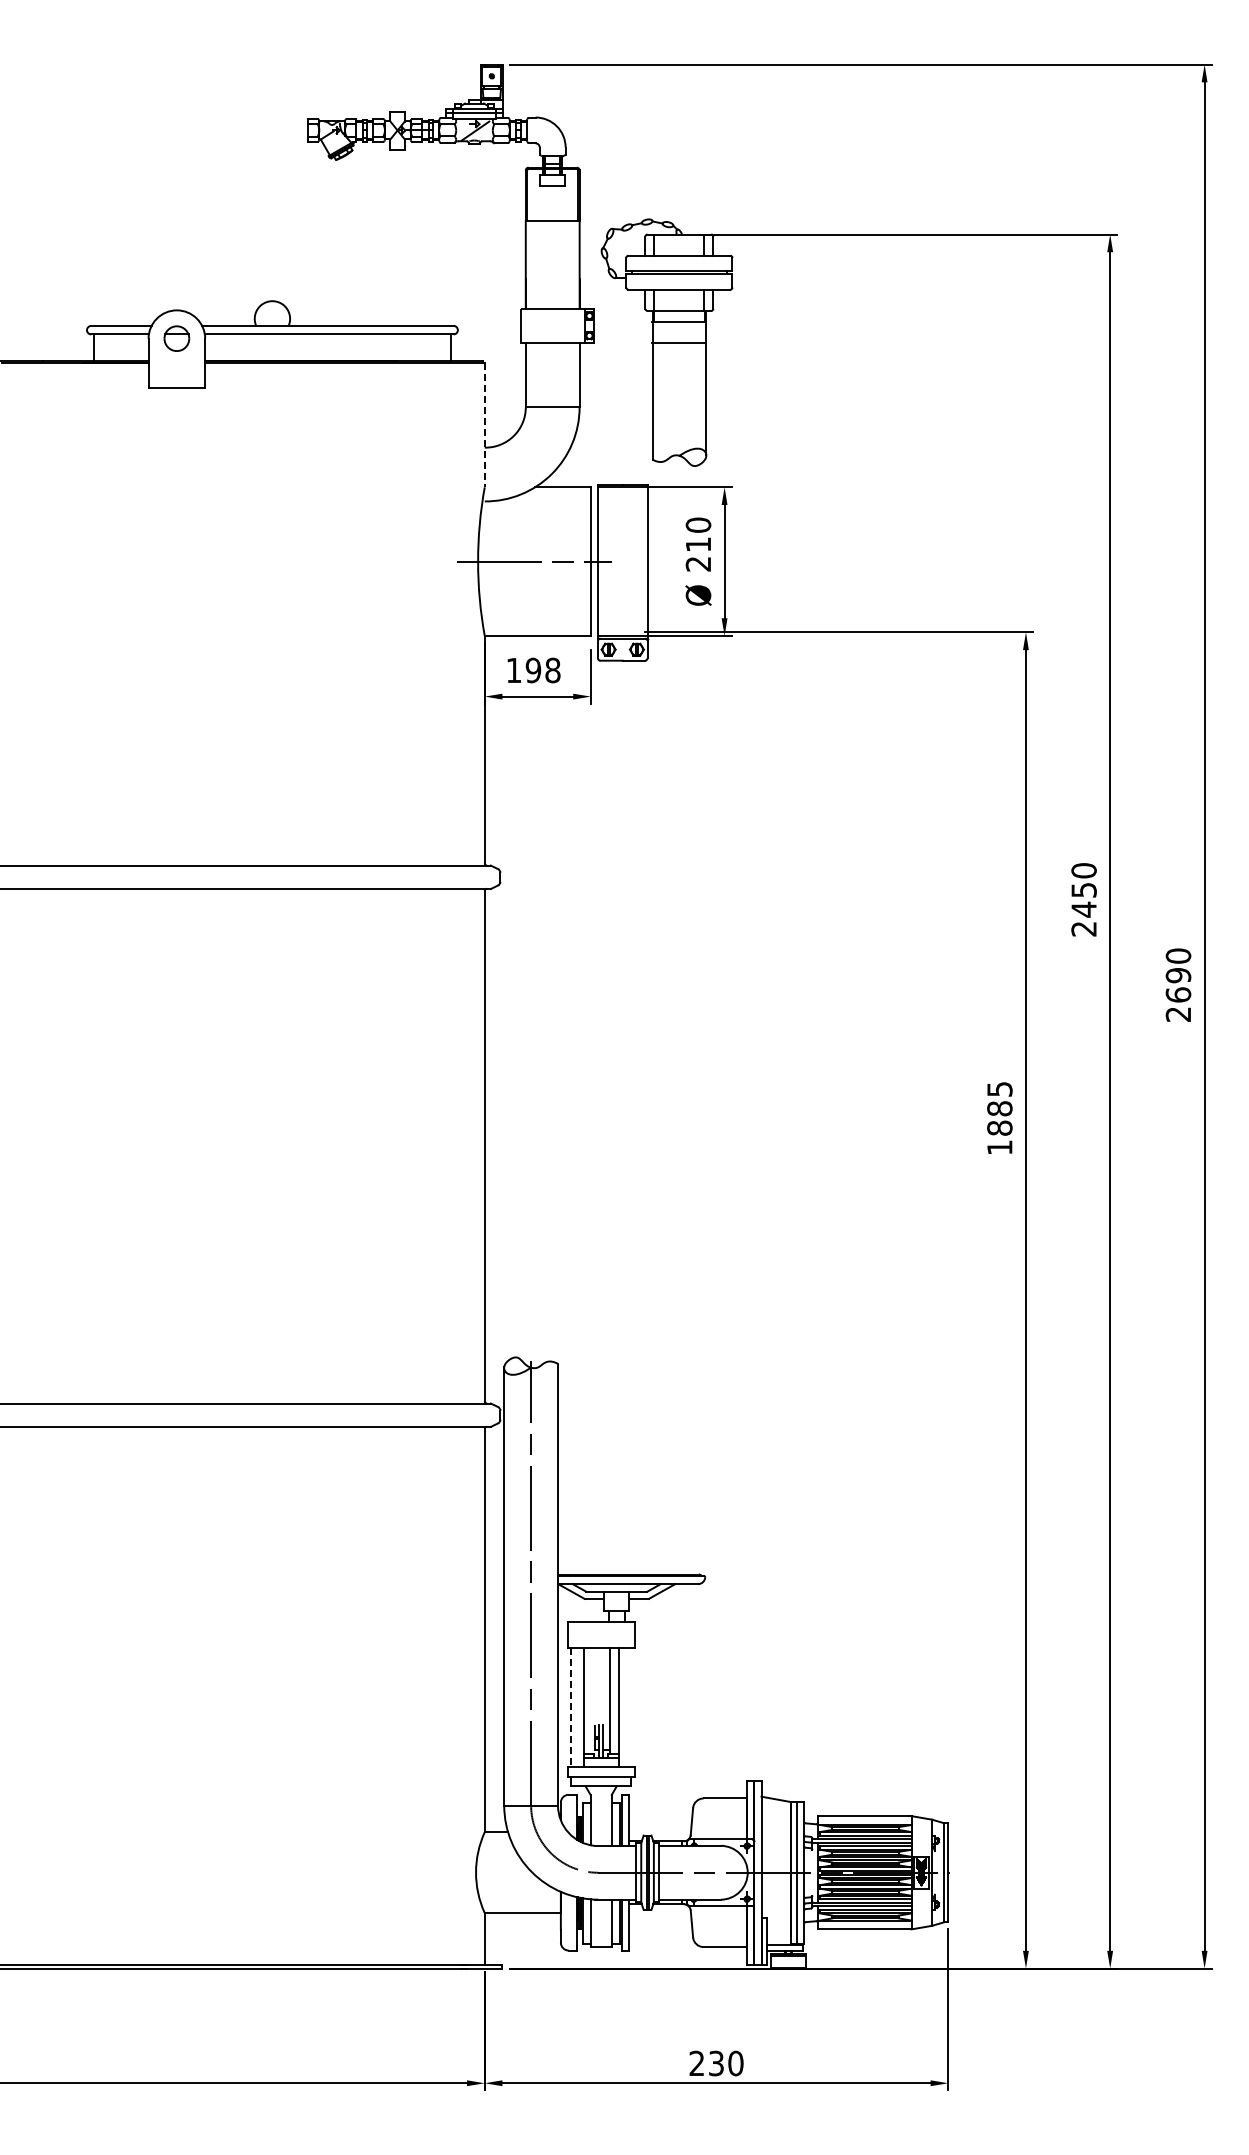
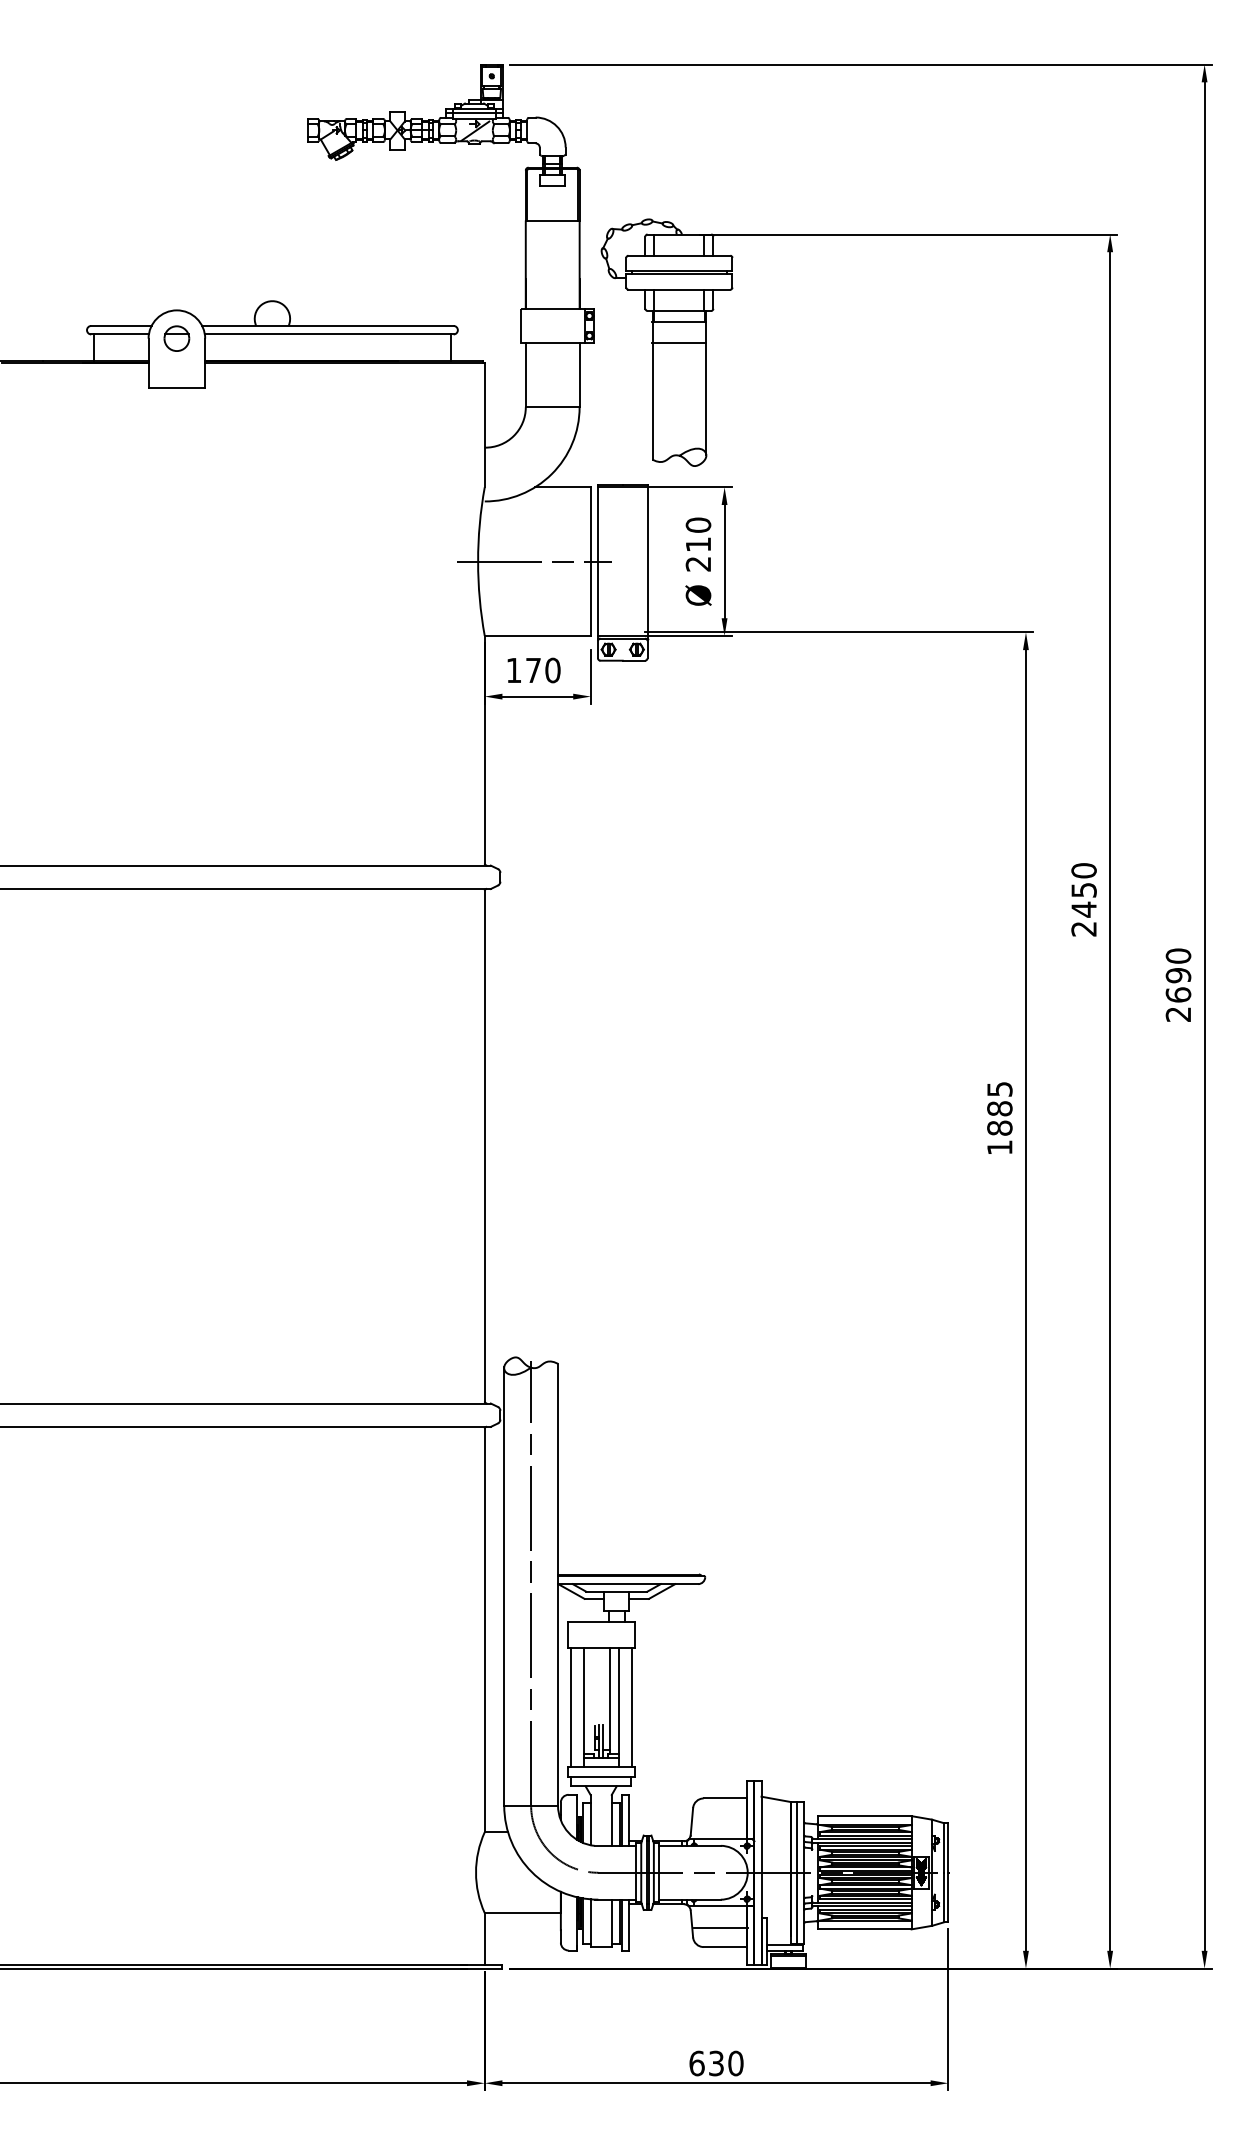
line: dashed -> solid (484, 425)
text: 198 -> 170 (542, 670)
line: none -> present (631, 1706)
line: dashed -> solid (570, 1707)
line: none -> present (720, 1927)
text: 230 -> 630 (696, 2063)
